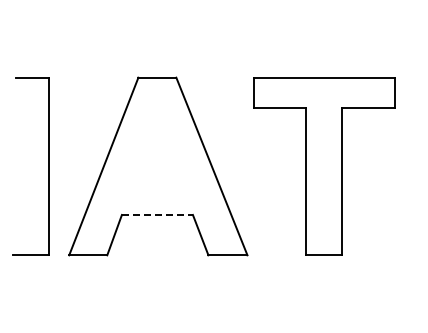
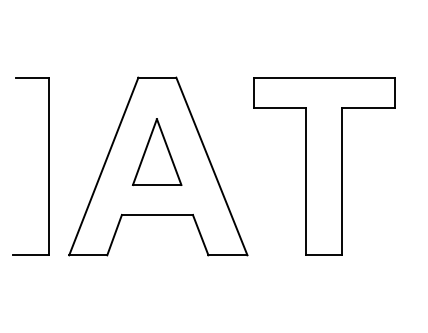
part: none -> present (157, 151)
line: dashed -> solid (157, 214)
